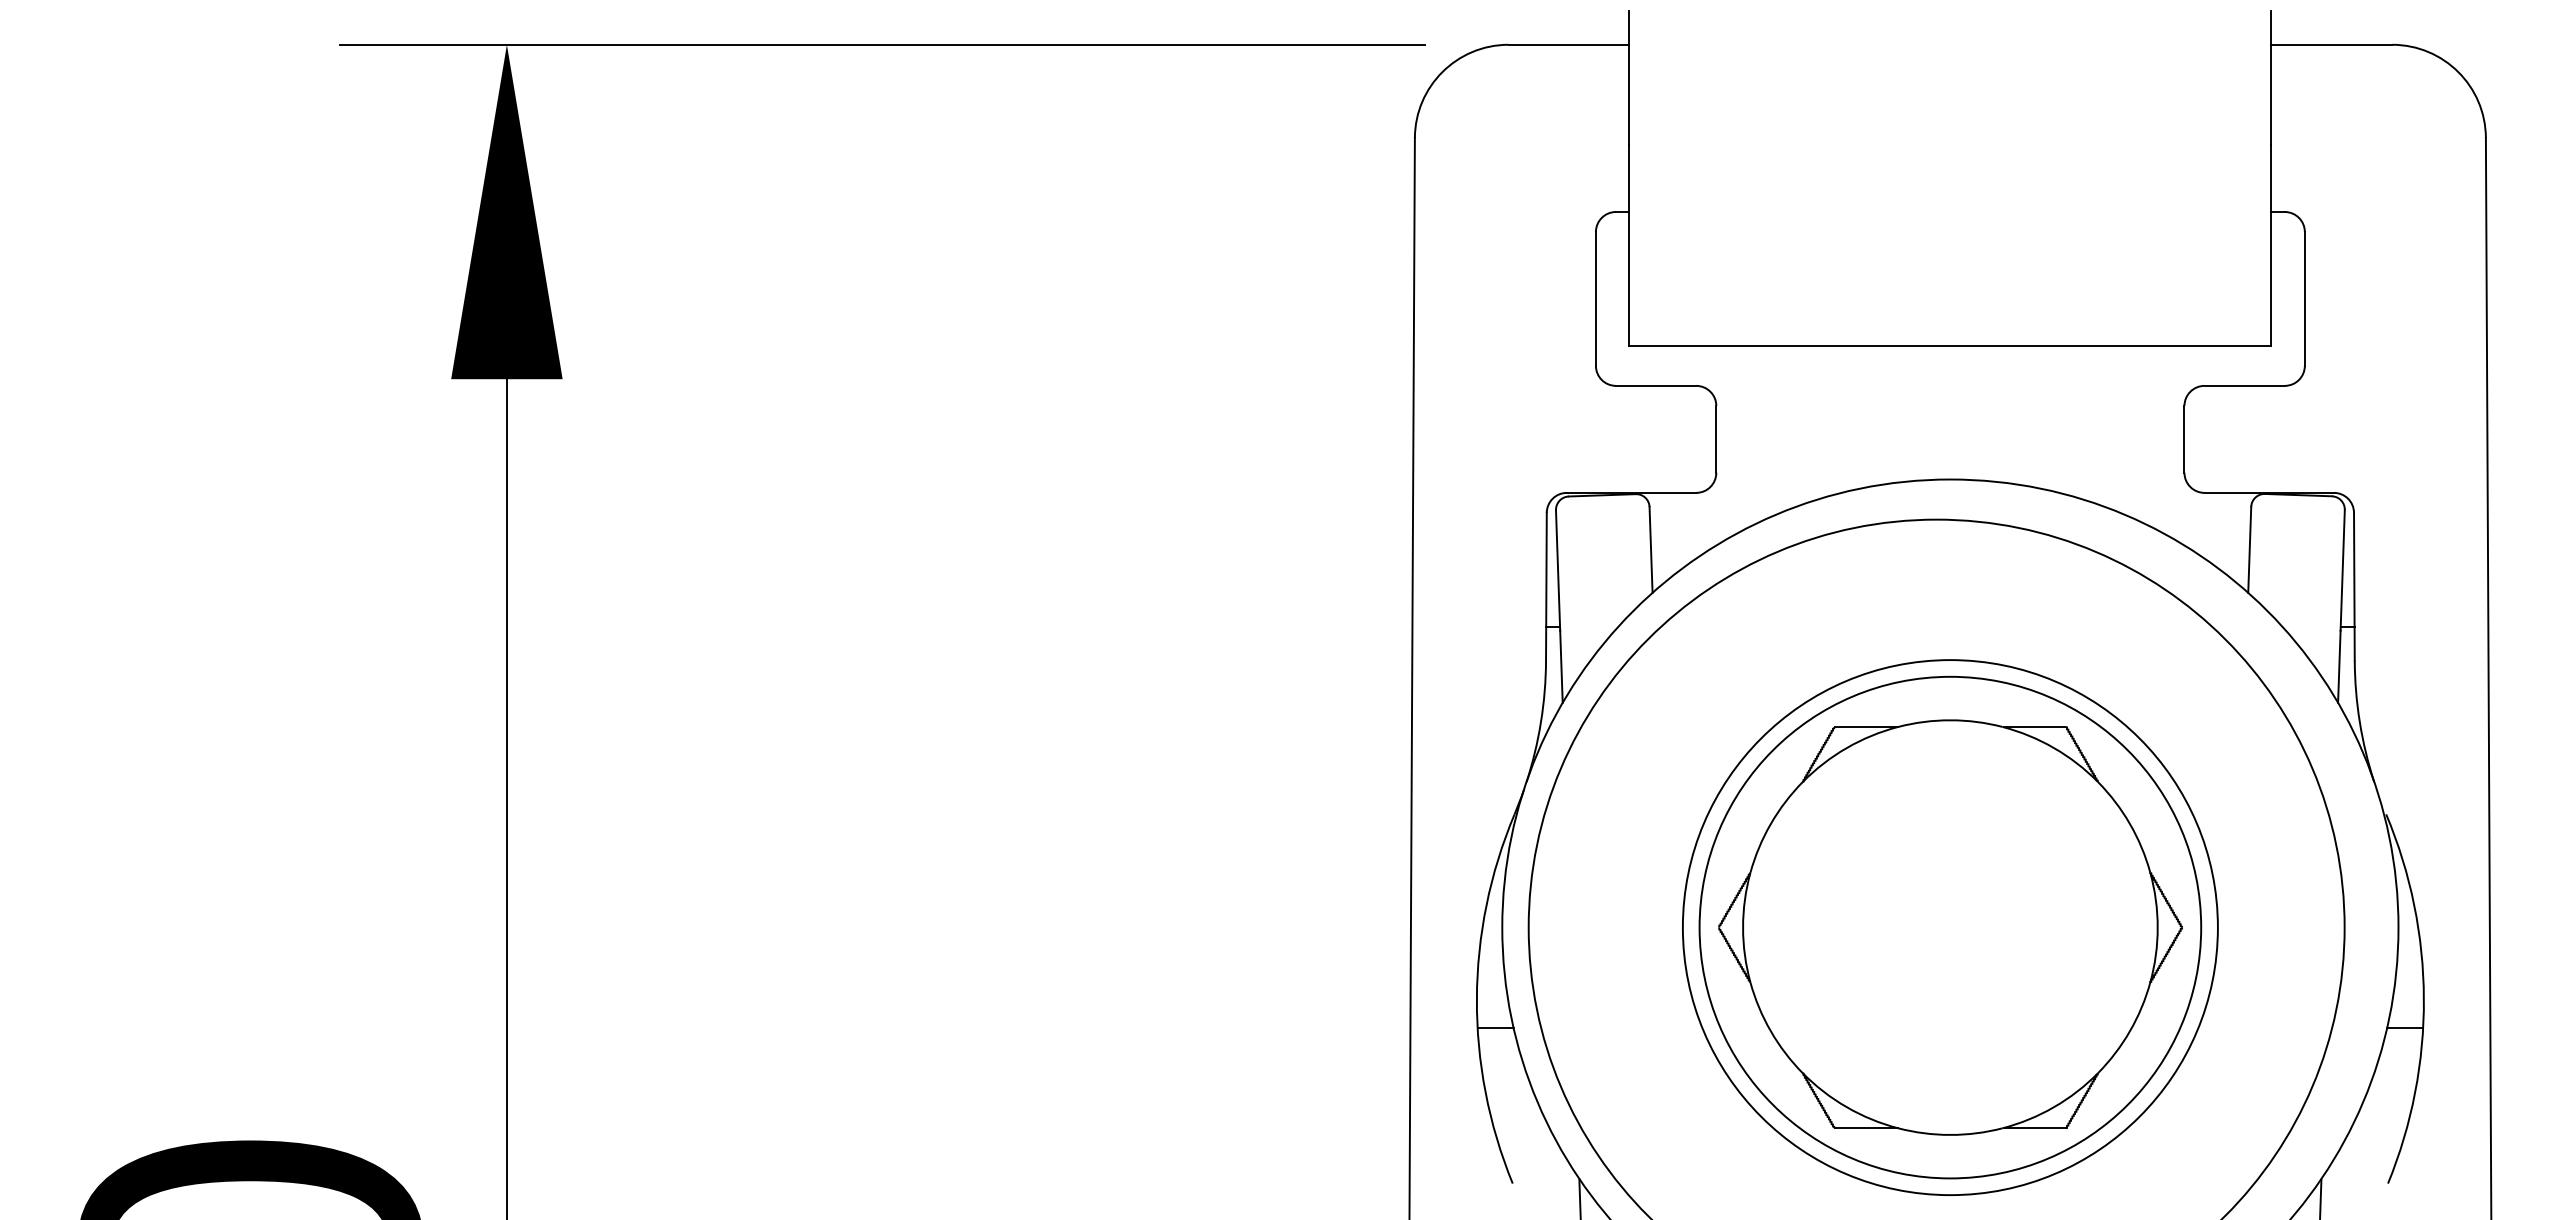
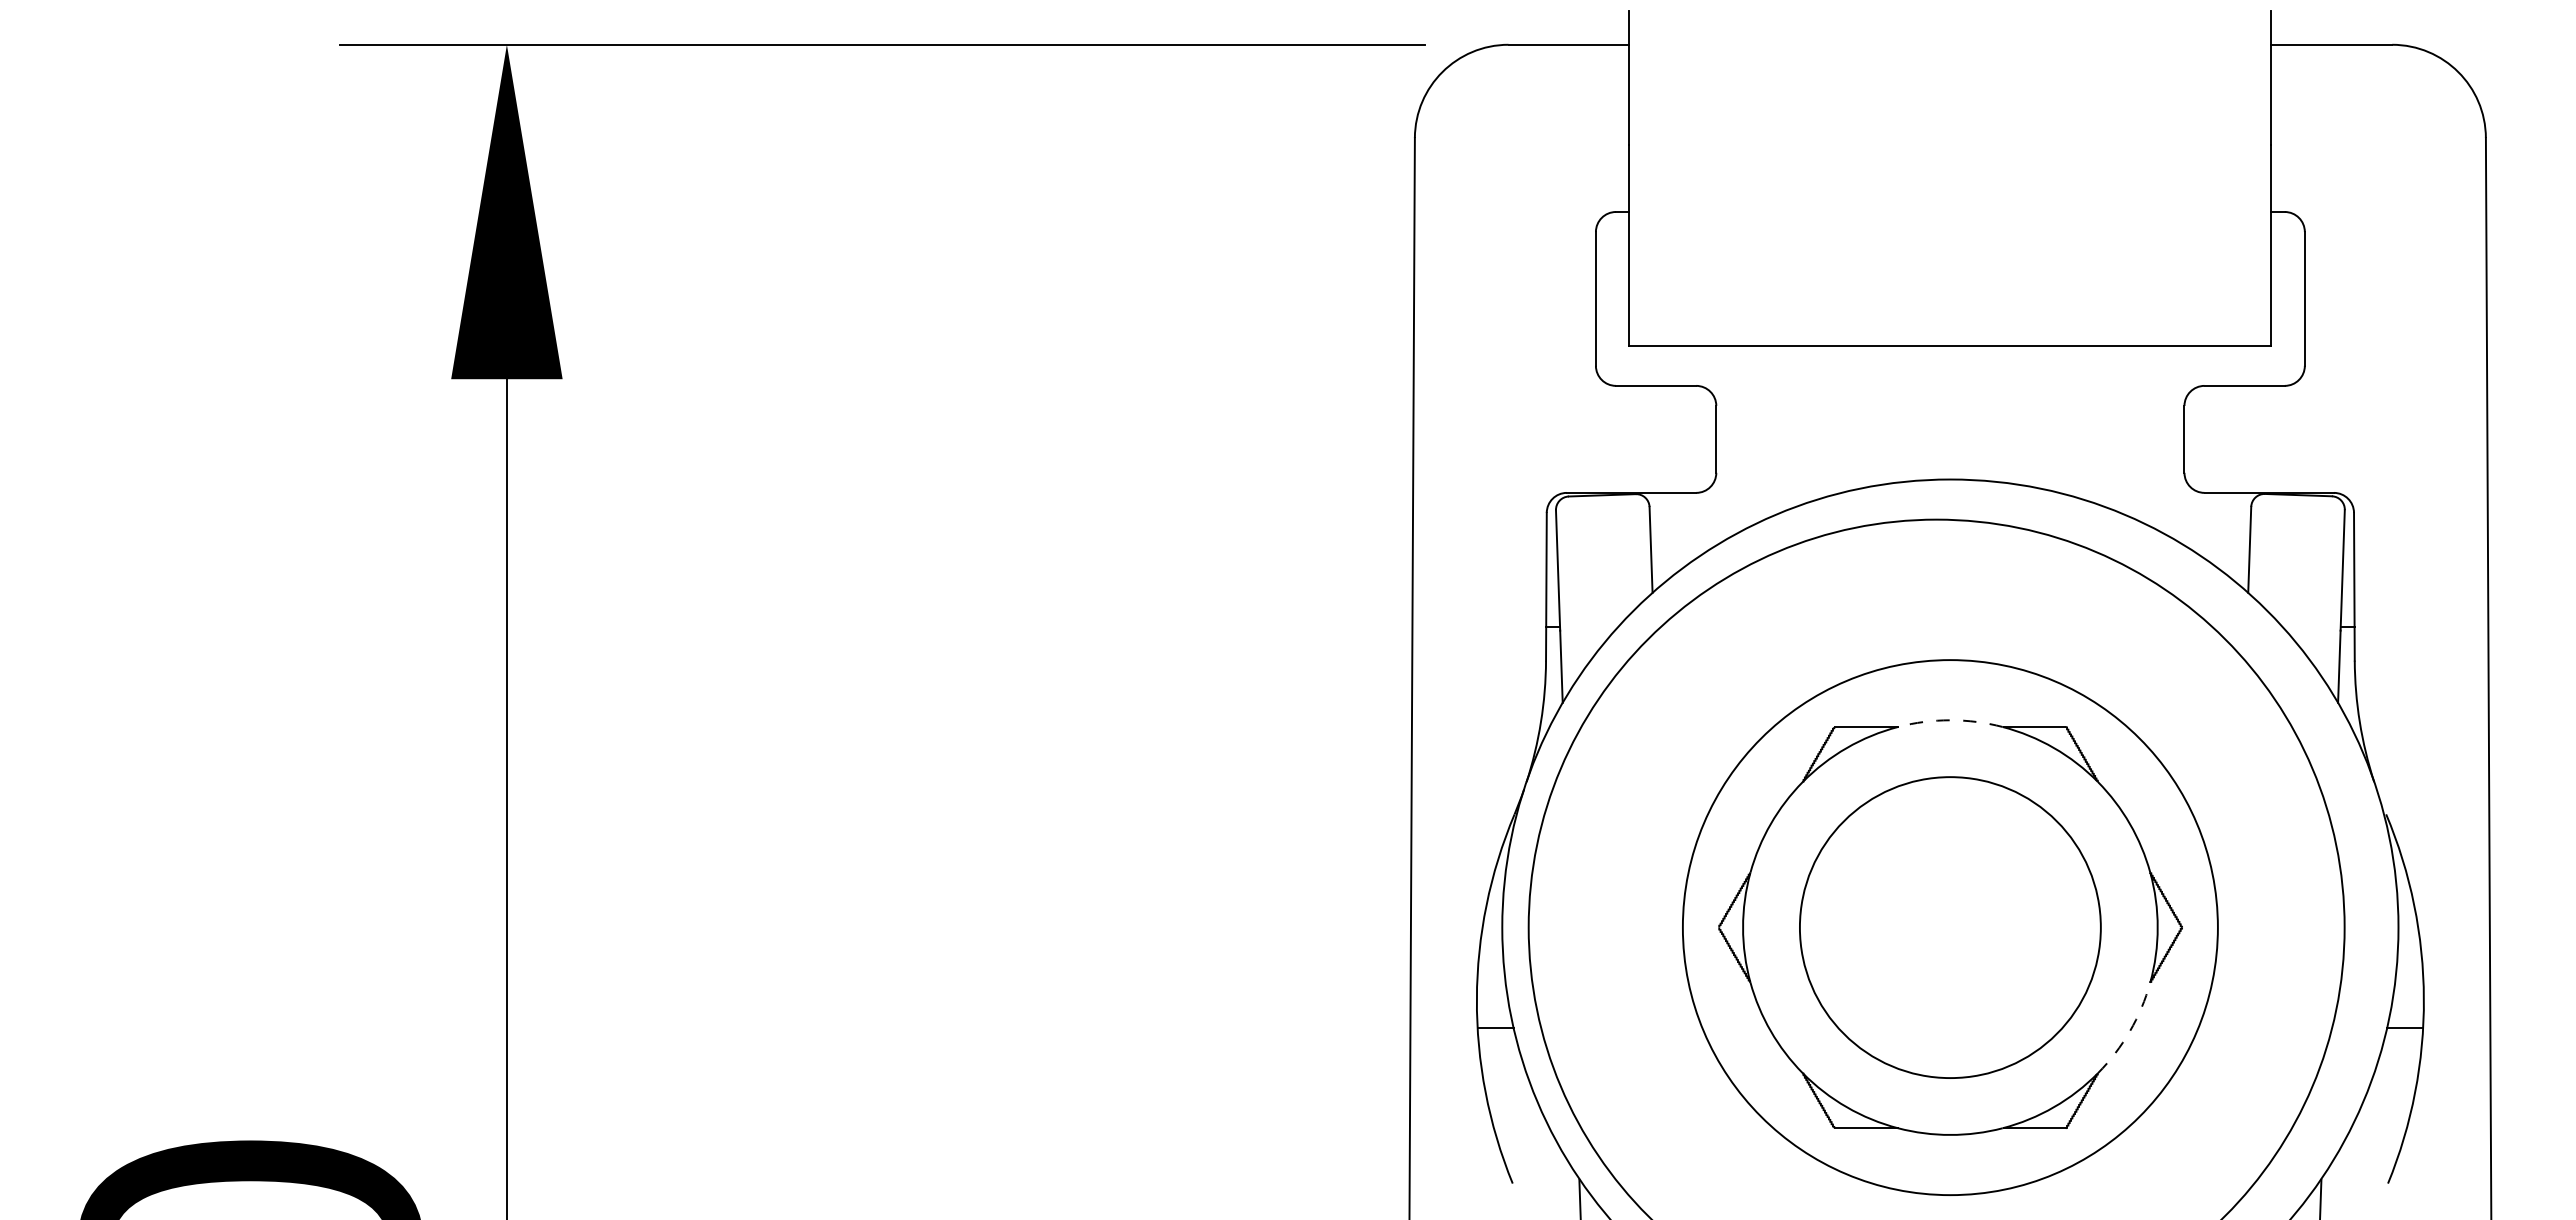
arc: solid -> dashed (1950, 720)
circle diameter: 502 px -> 301 px (1949, 927)
arc: solid -> dashed (2129, 1031)
